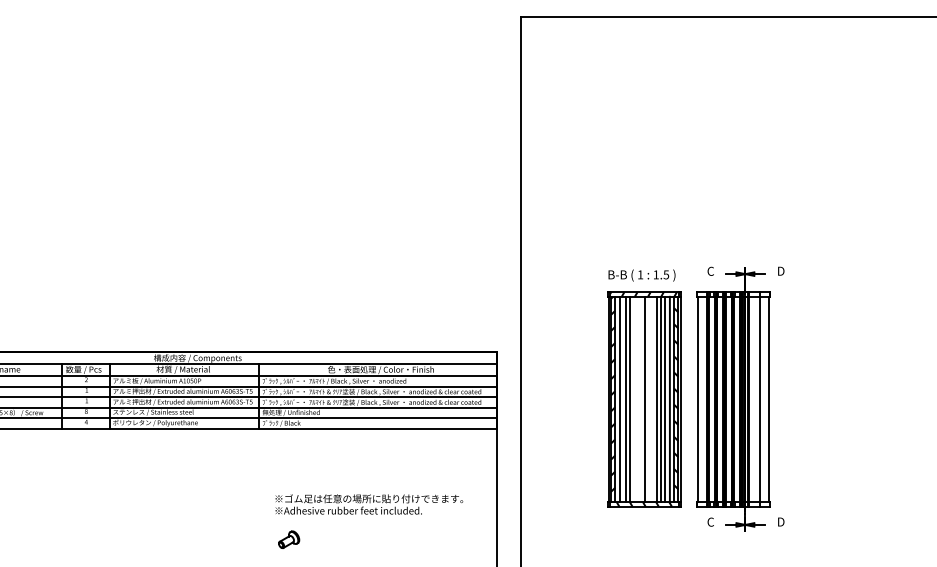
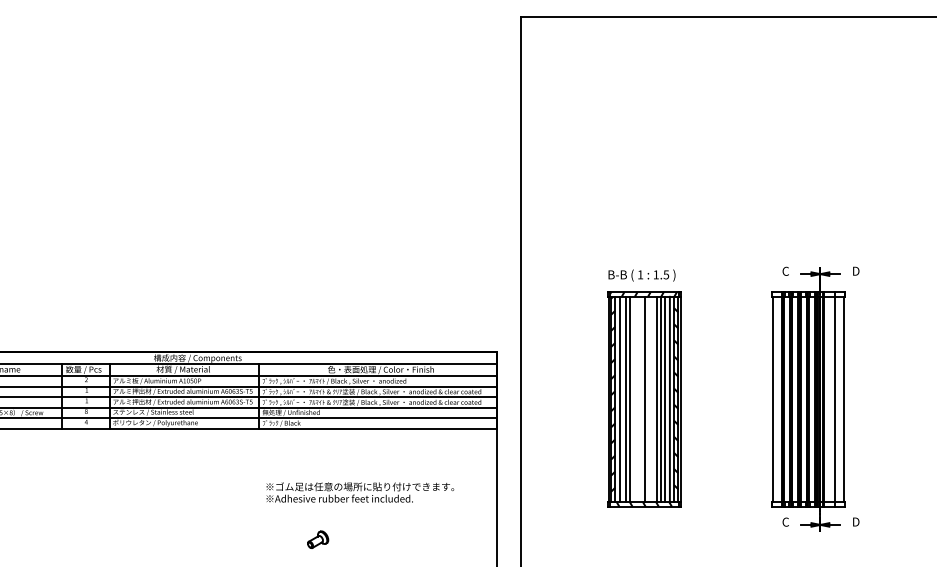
part position: (740, 398) -> (815, 398) (815, 398)
text position: (369, 504) -> (360, 492) (360, 492)
part position: (289, 539) -> (318, 539) (318, 539)
